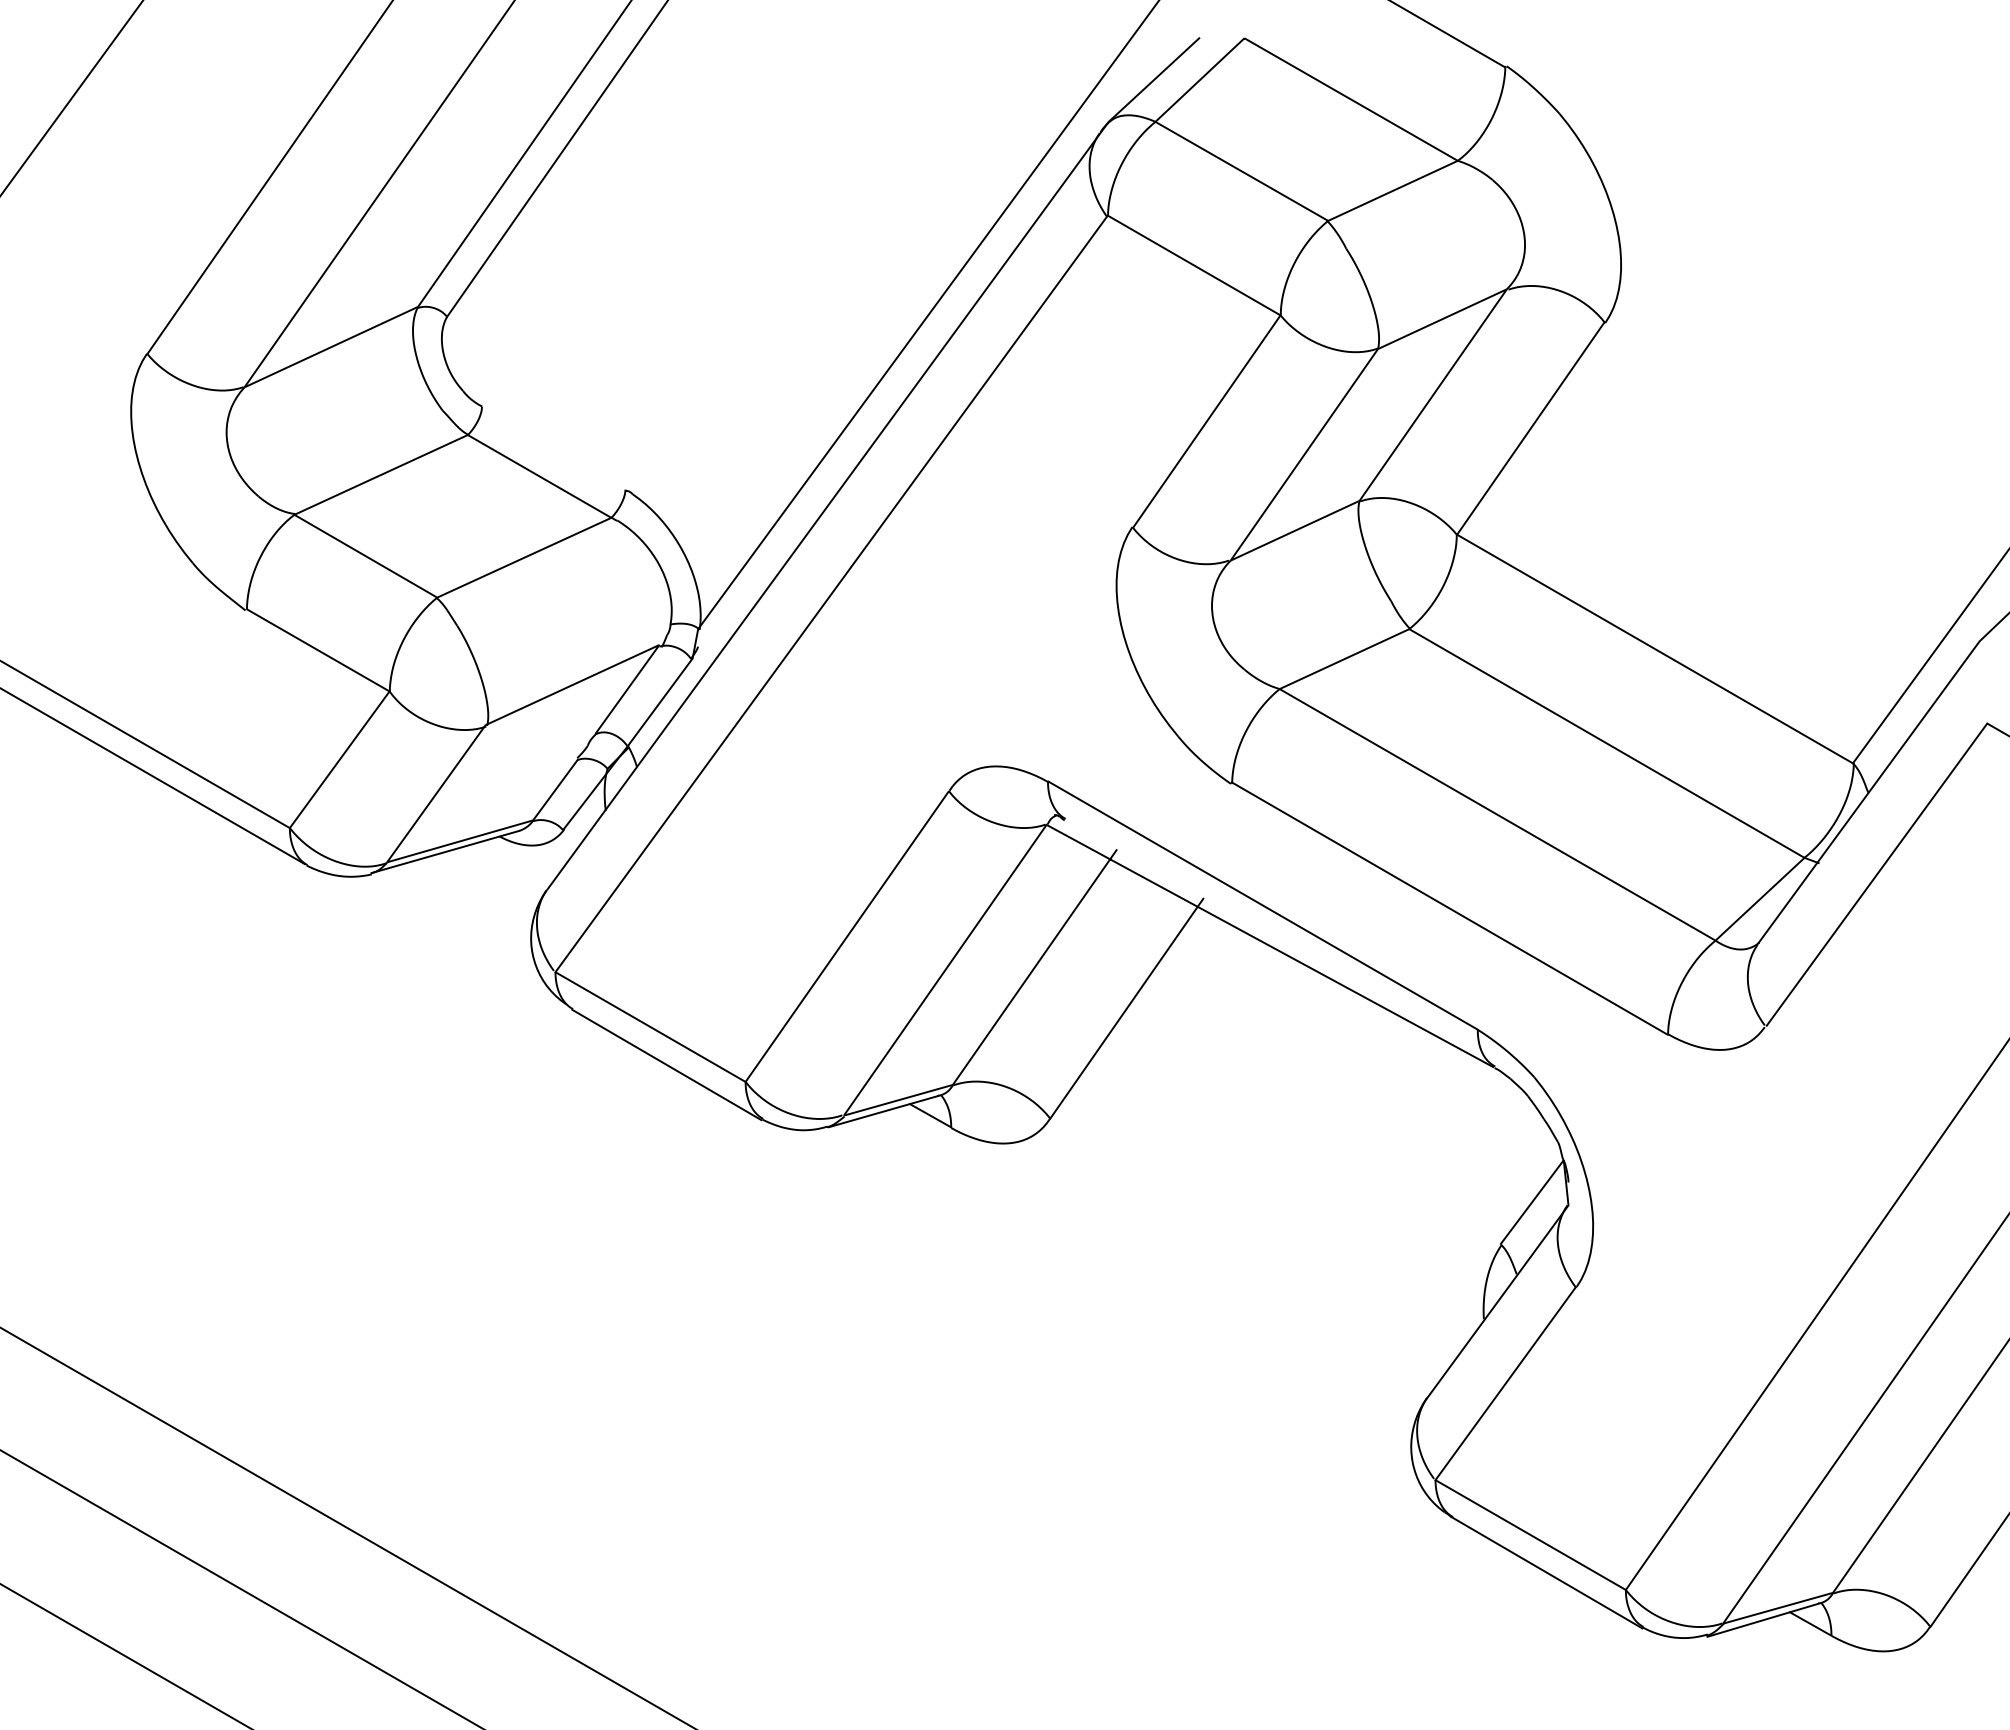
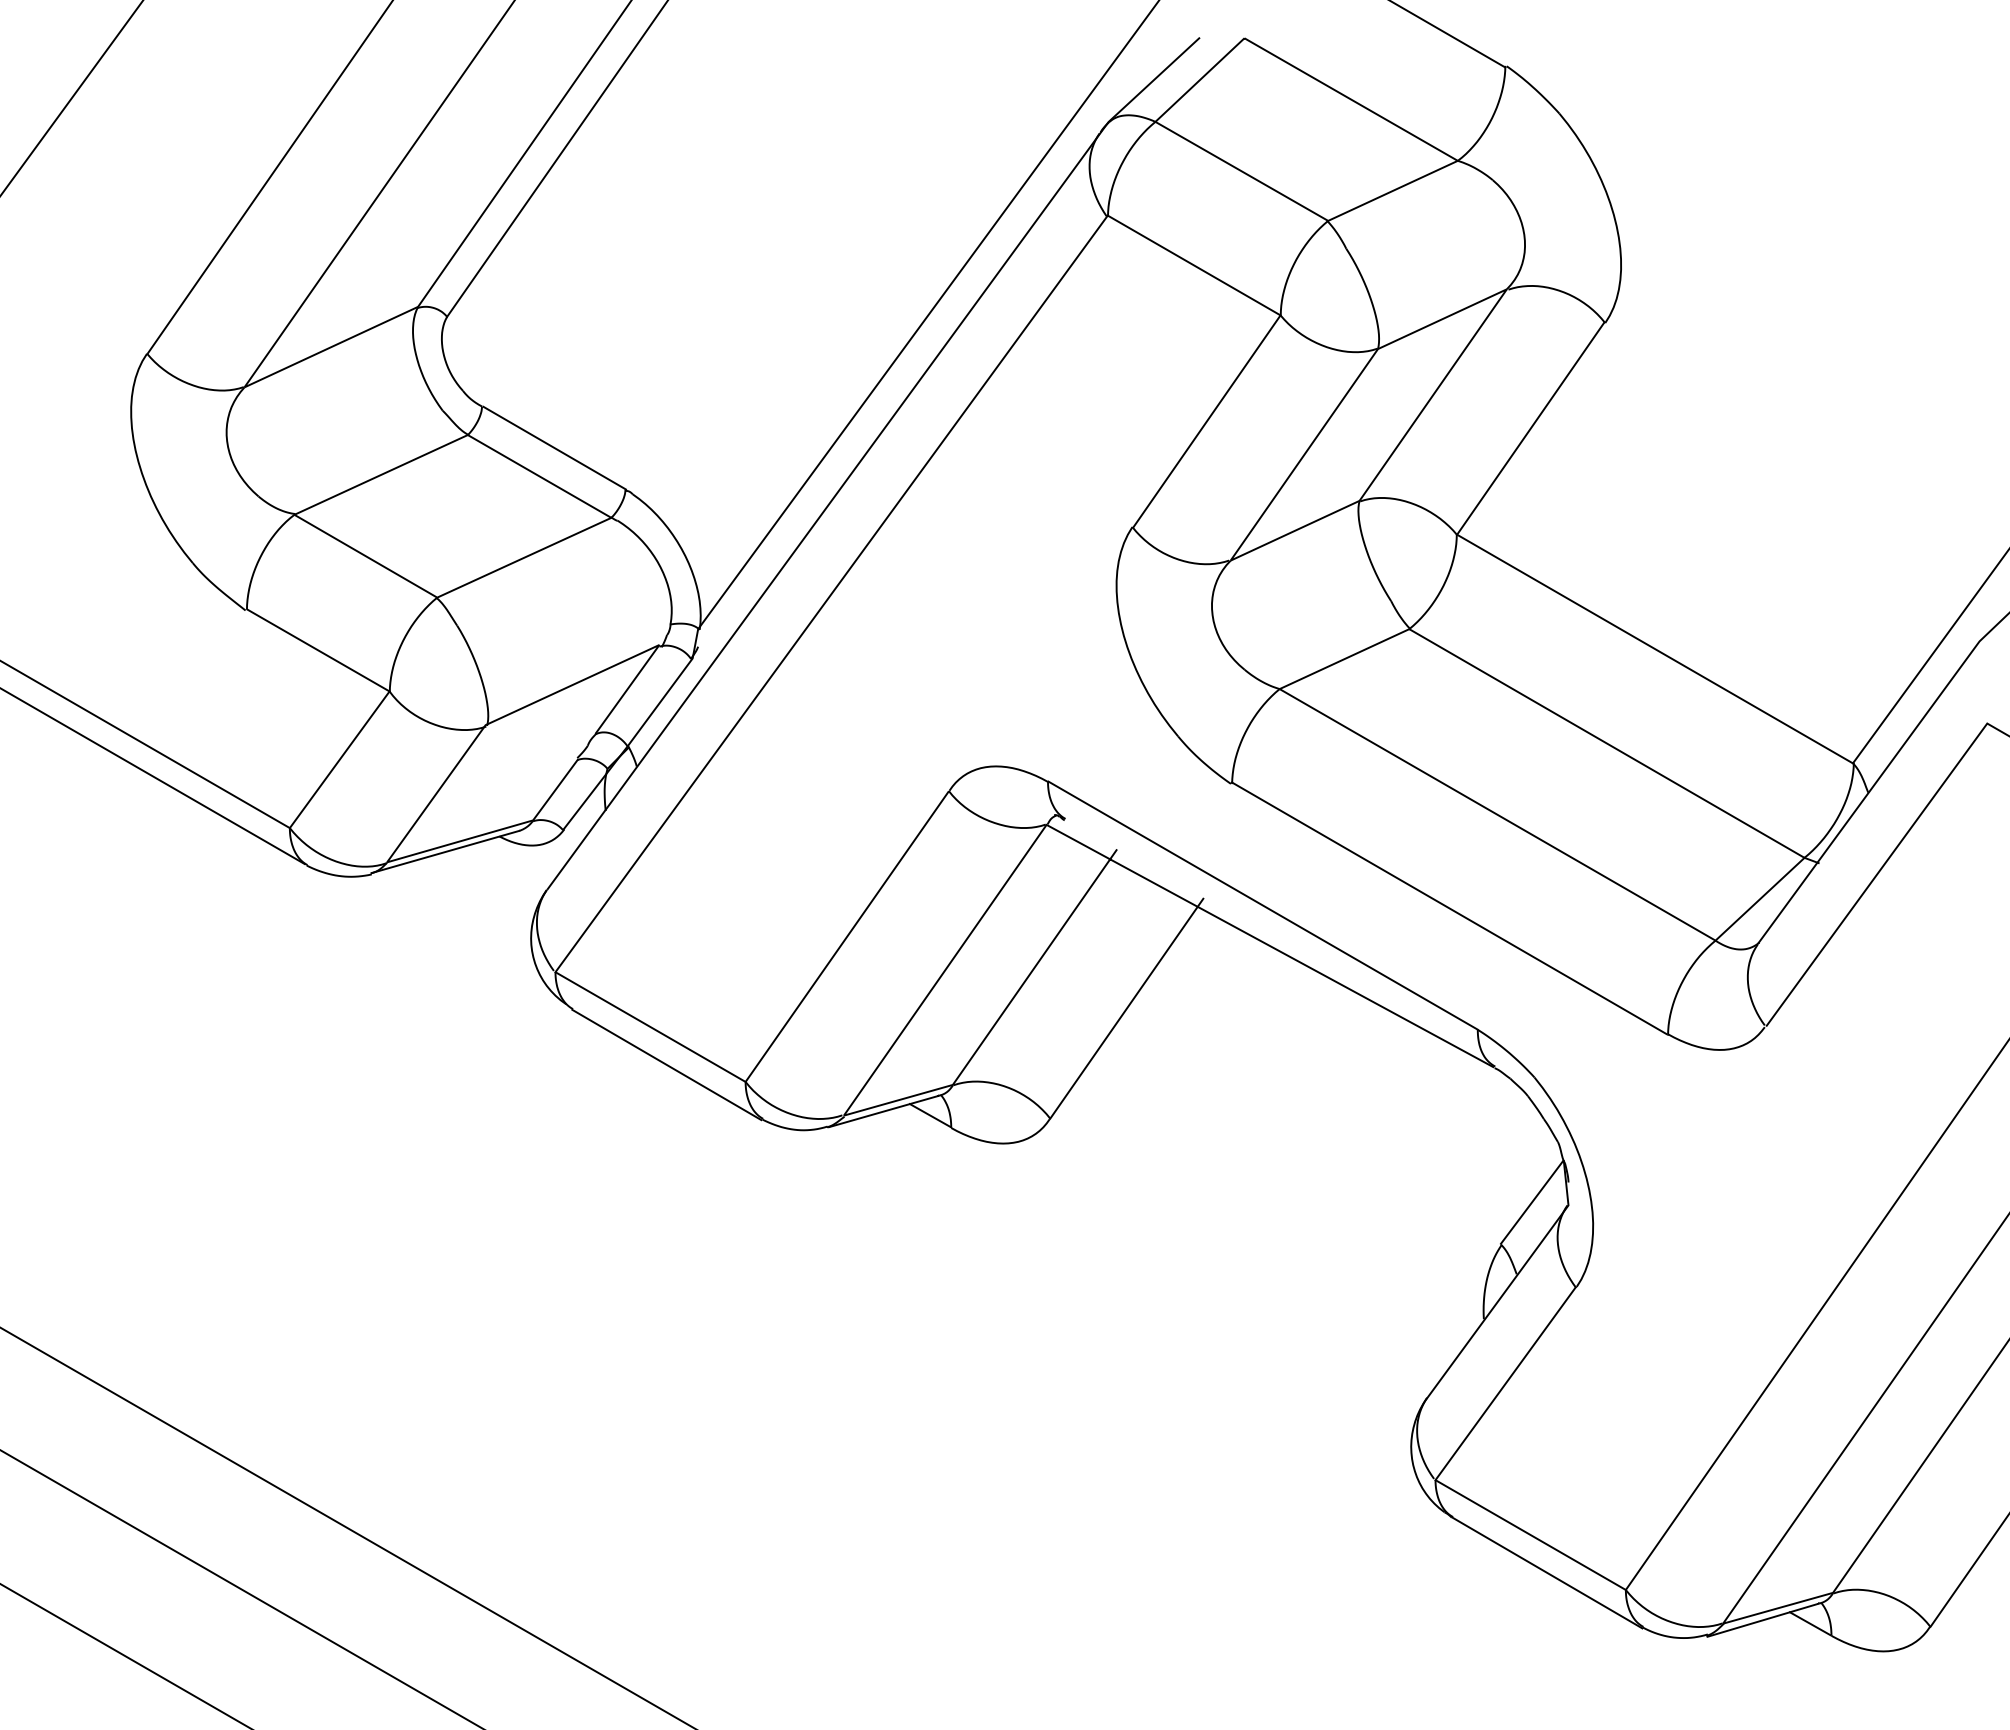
line: none -> present (554, 447)
